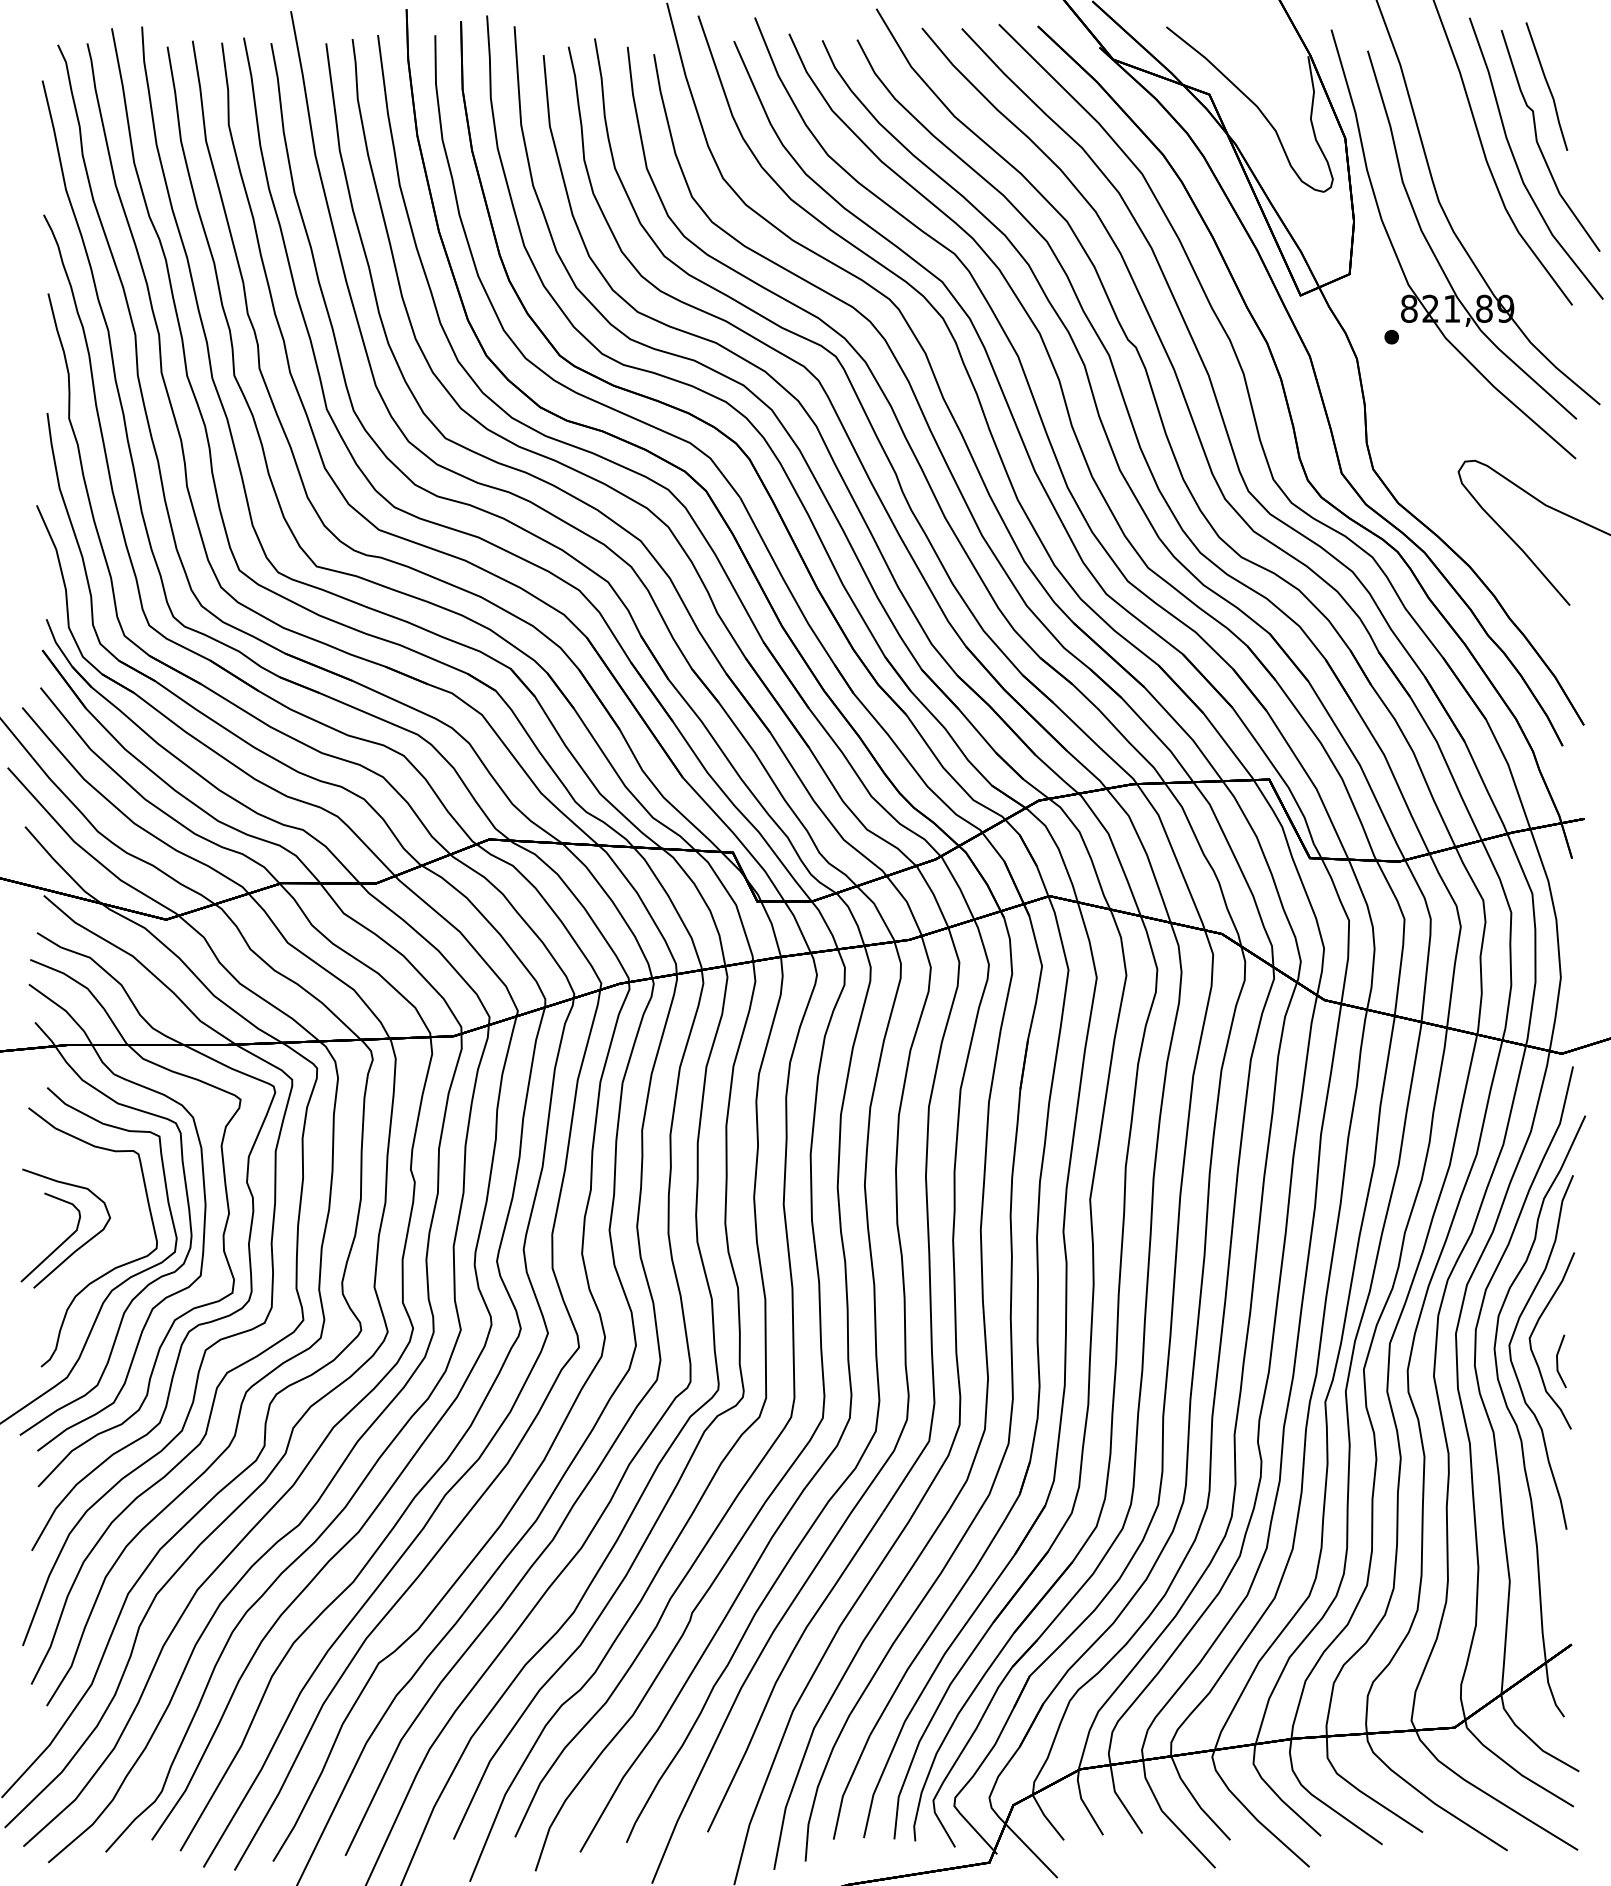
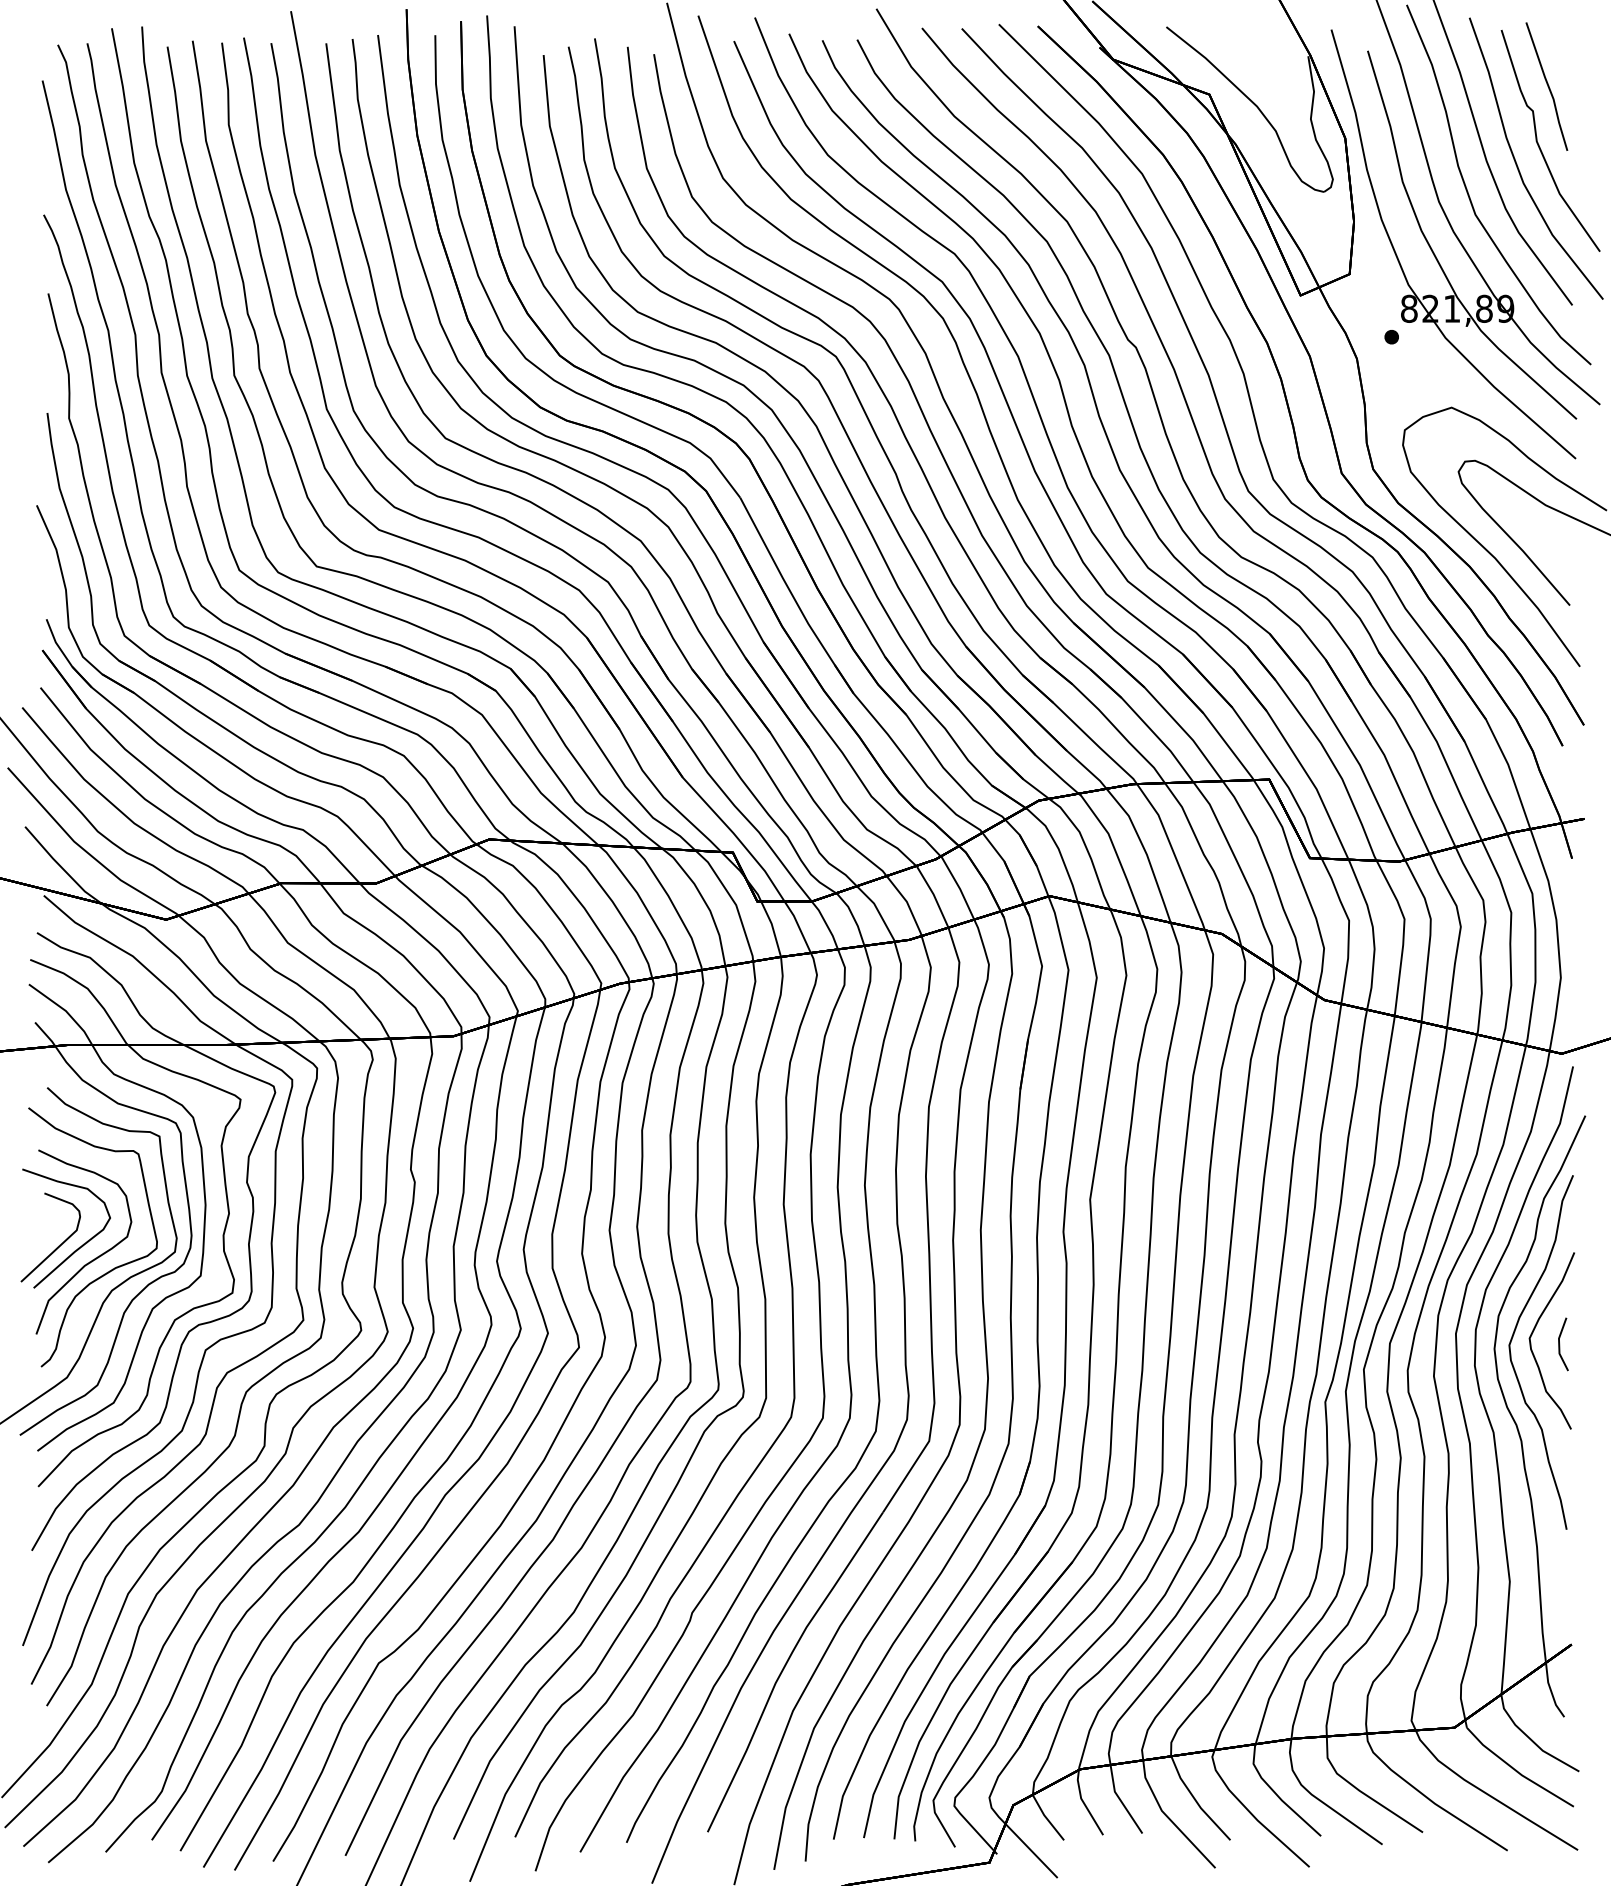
curve: none -> present (1469, 194)
curve: none -> present (1489, 551)
part: none -> present (95, 1257)
line position: (1558, 1361) -> (1560, 1344) (1560, 1344)
